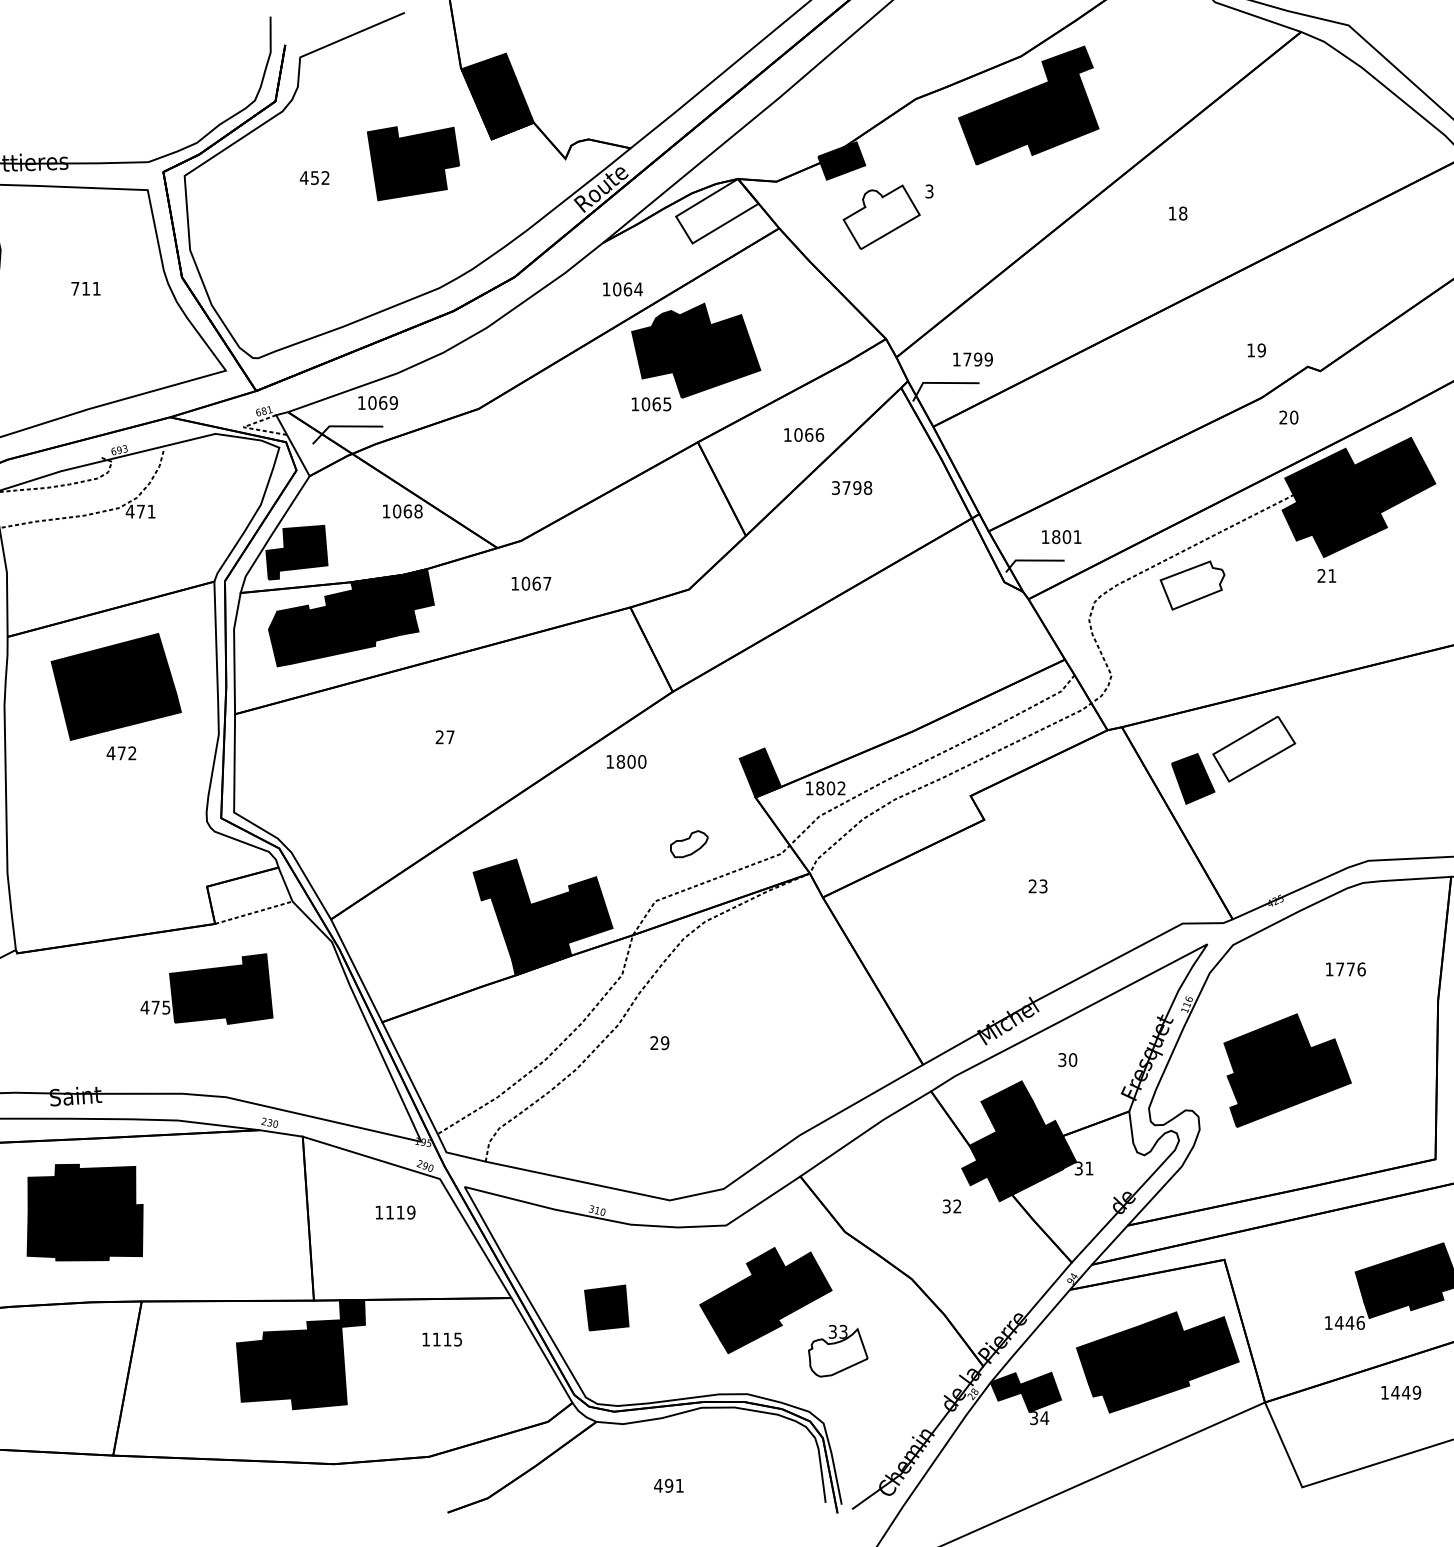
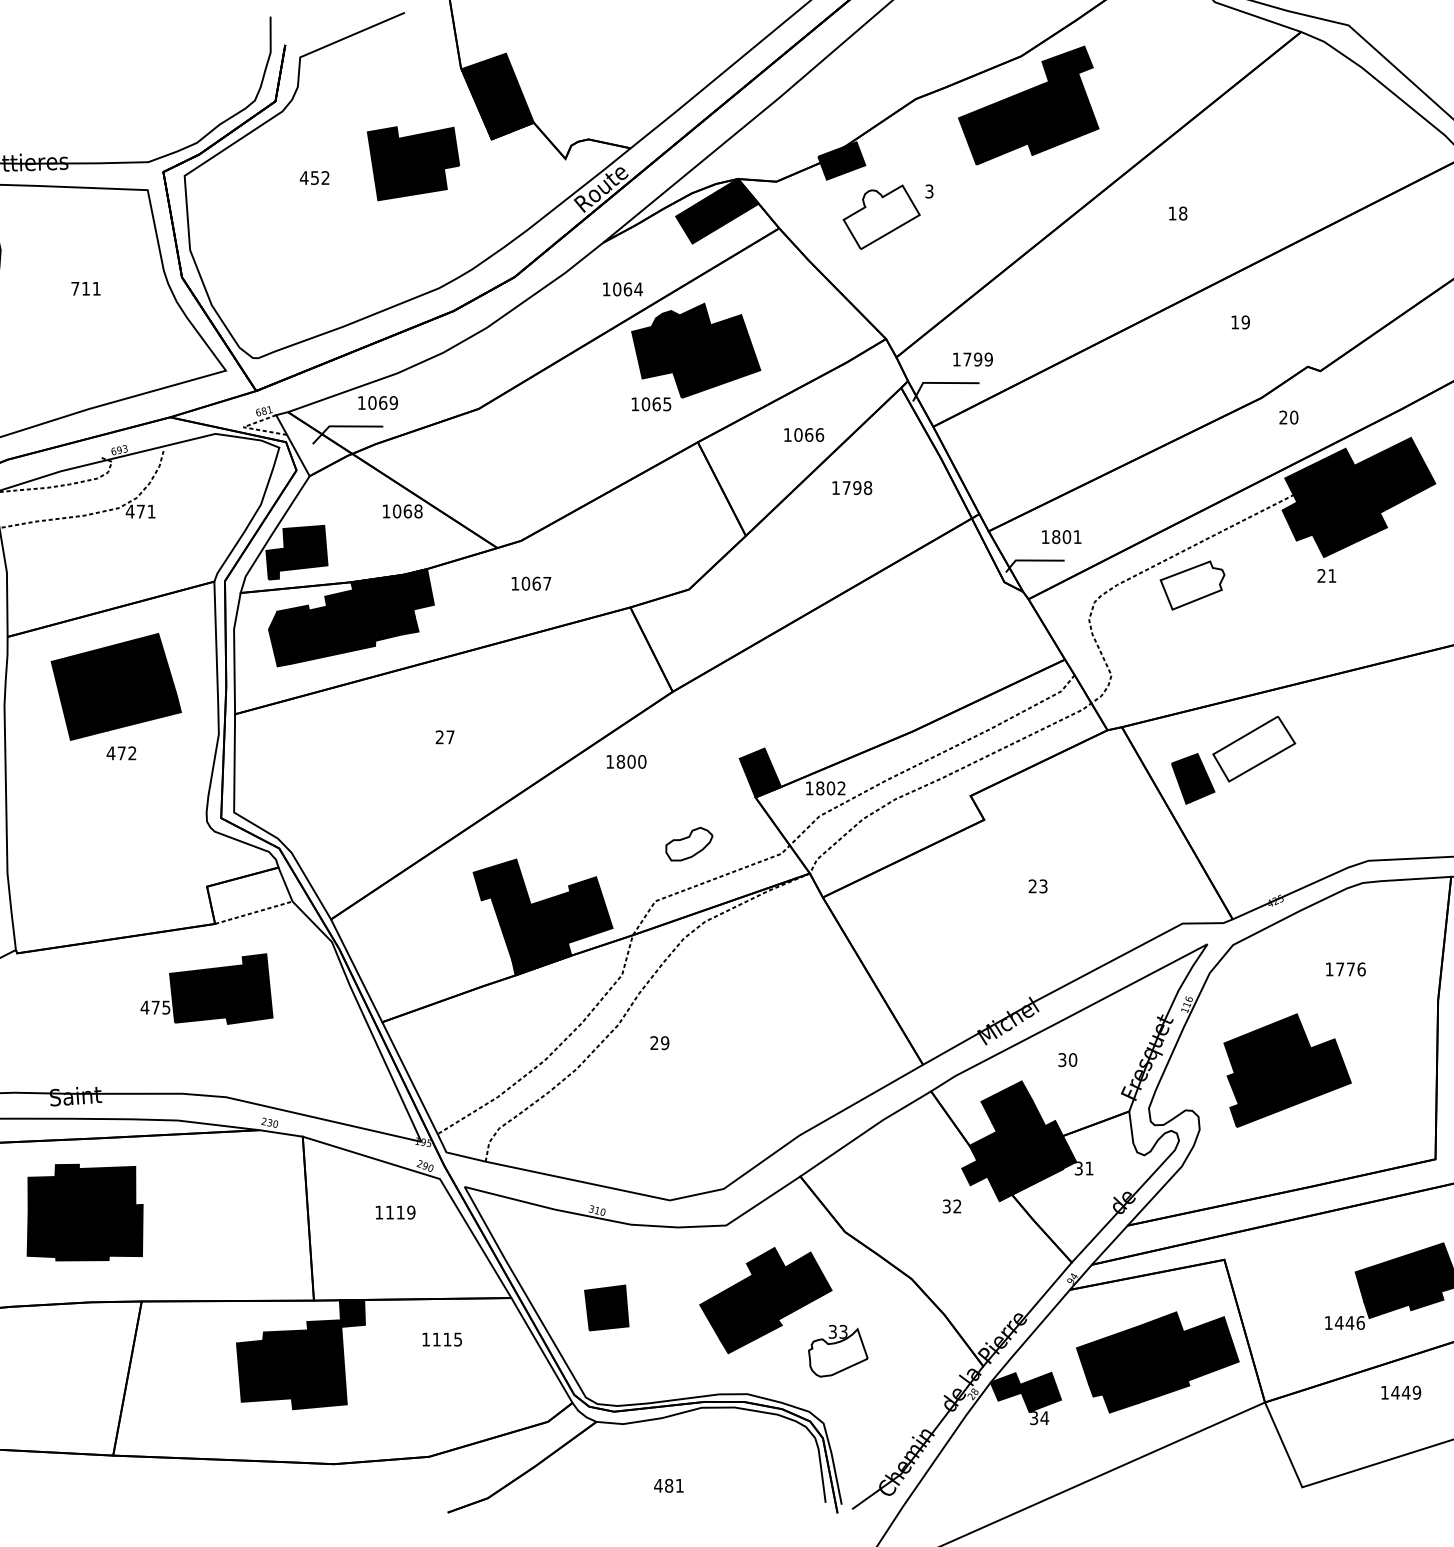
fill: none -> present (717, 211)
text position: (1256, 350) -> (1240, 322) (1240, 322)
text: 3798 -> 1798 (835, 488)
part size: 39x29 px -> 49x36 px (689, 843)
text: 491 -> 481 (669, 1485)
